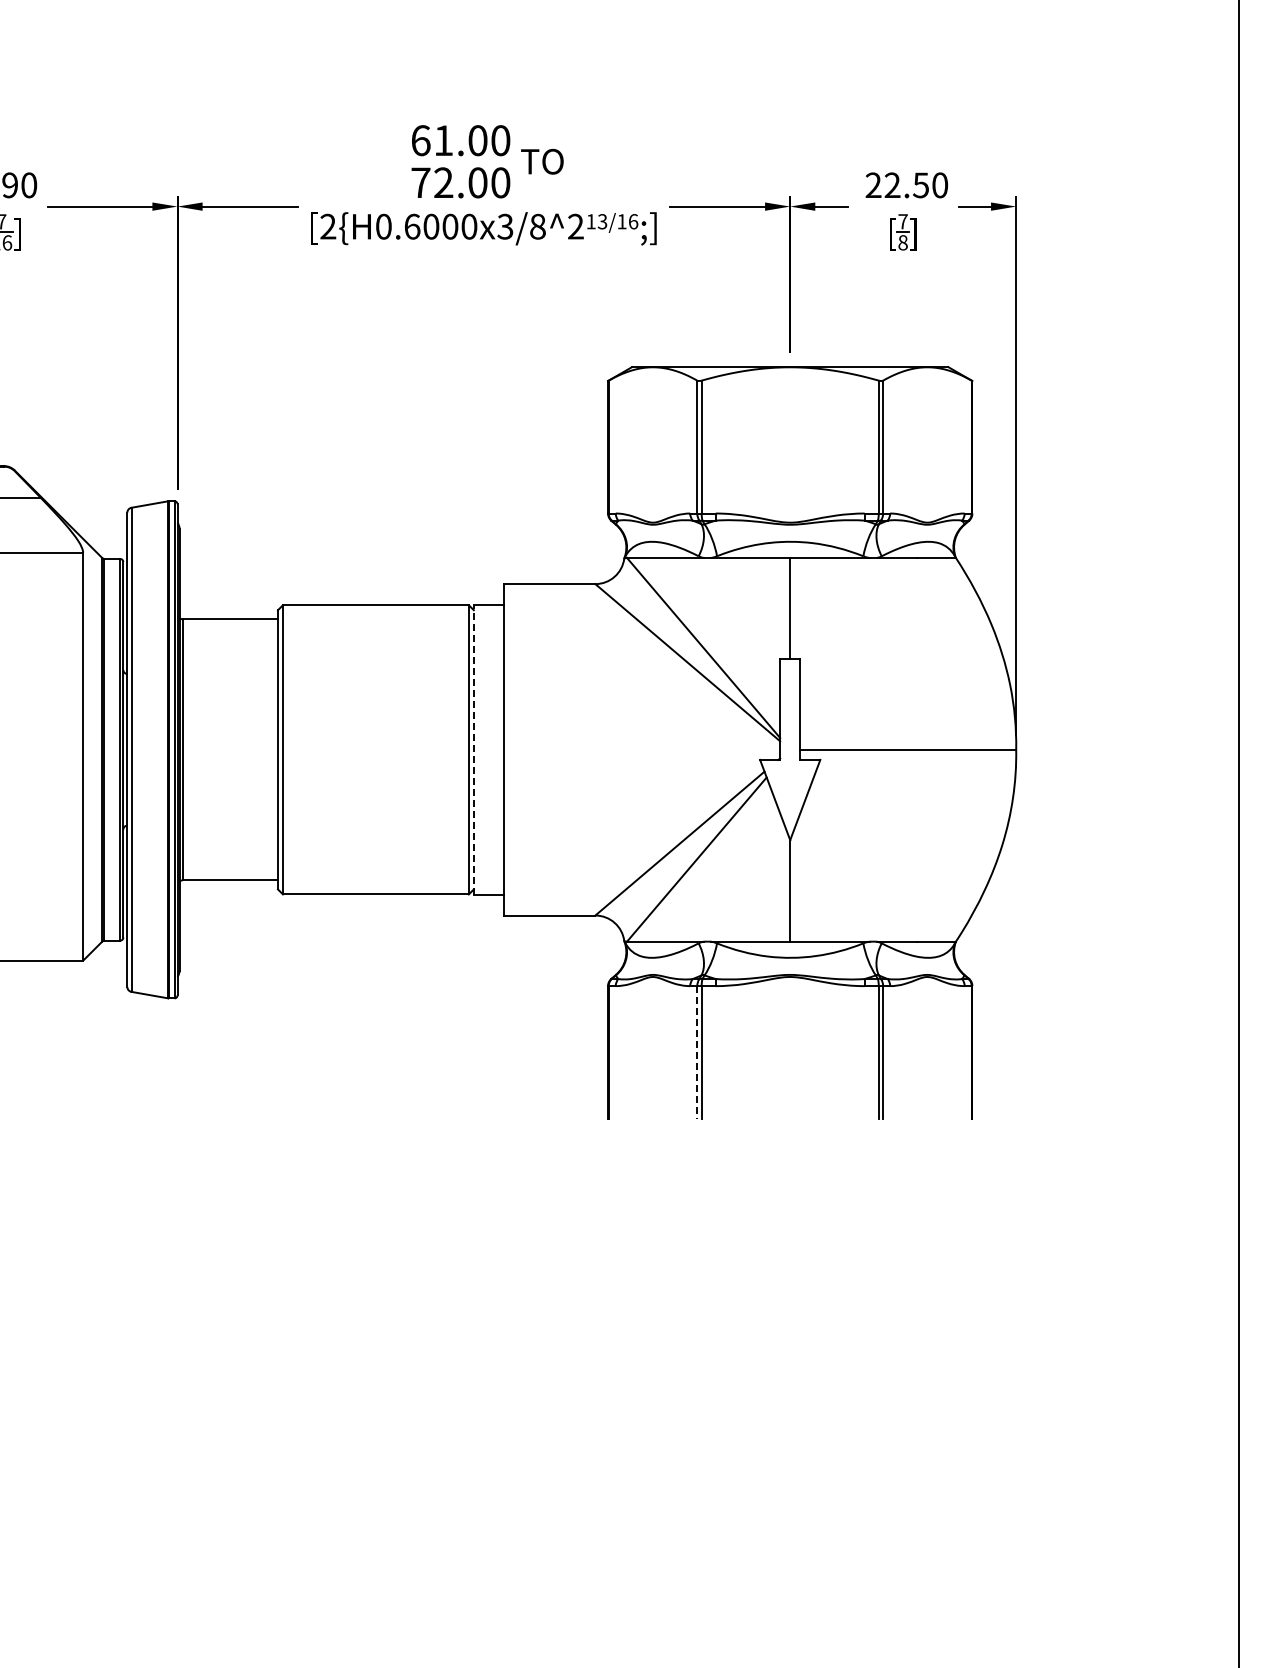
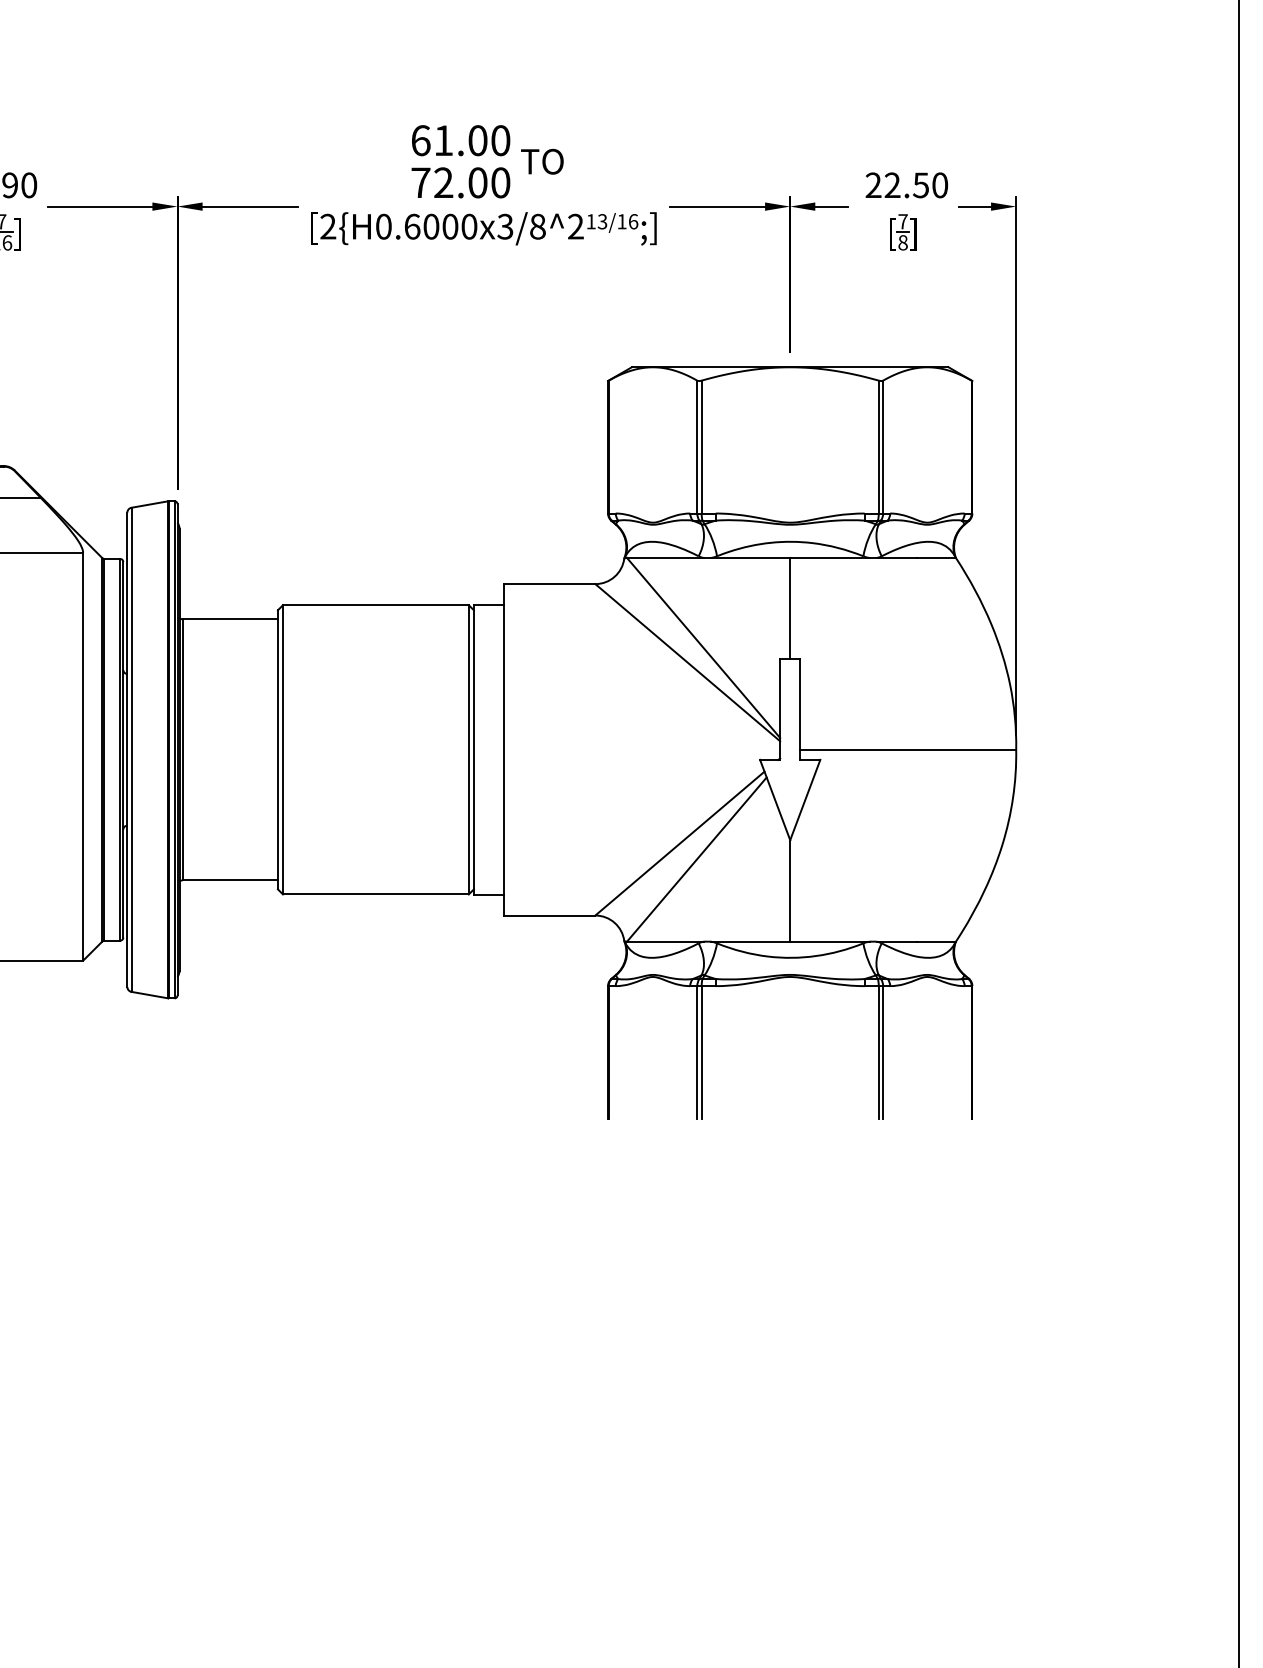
line: dashed -> solid (473, 749)
line: dashed -> solid (697, 1053)
